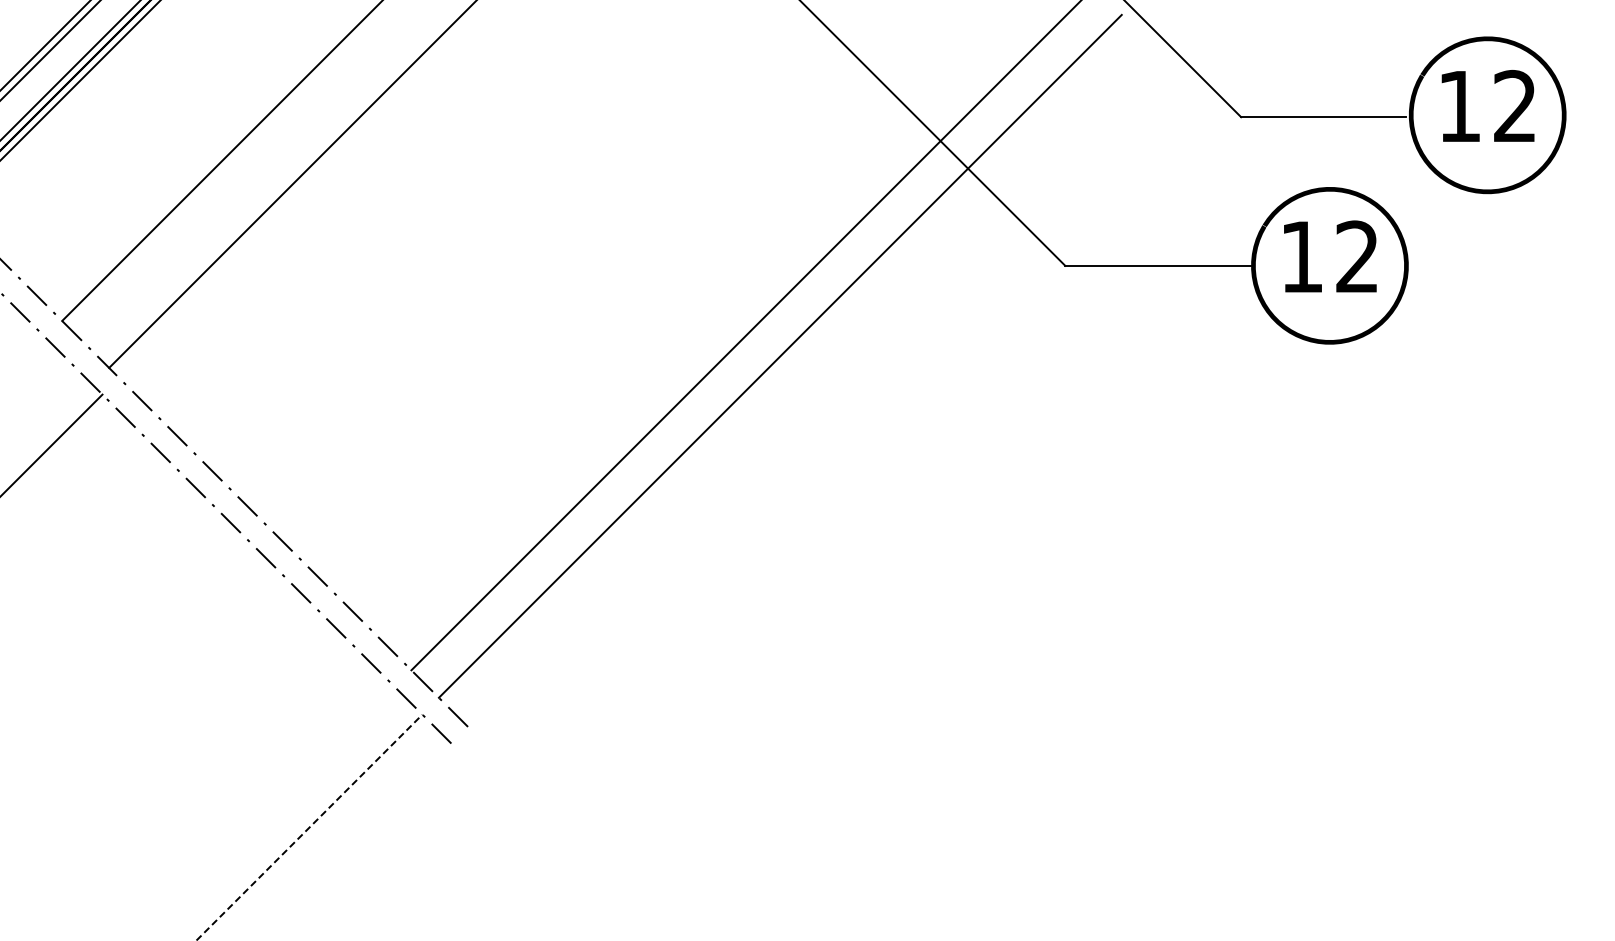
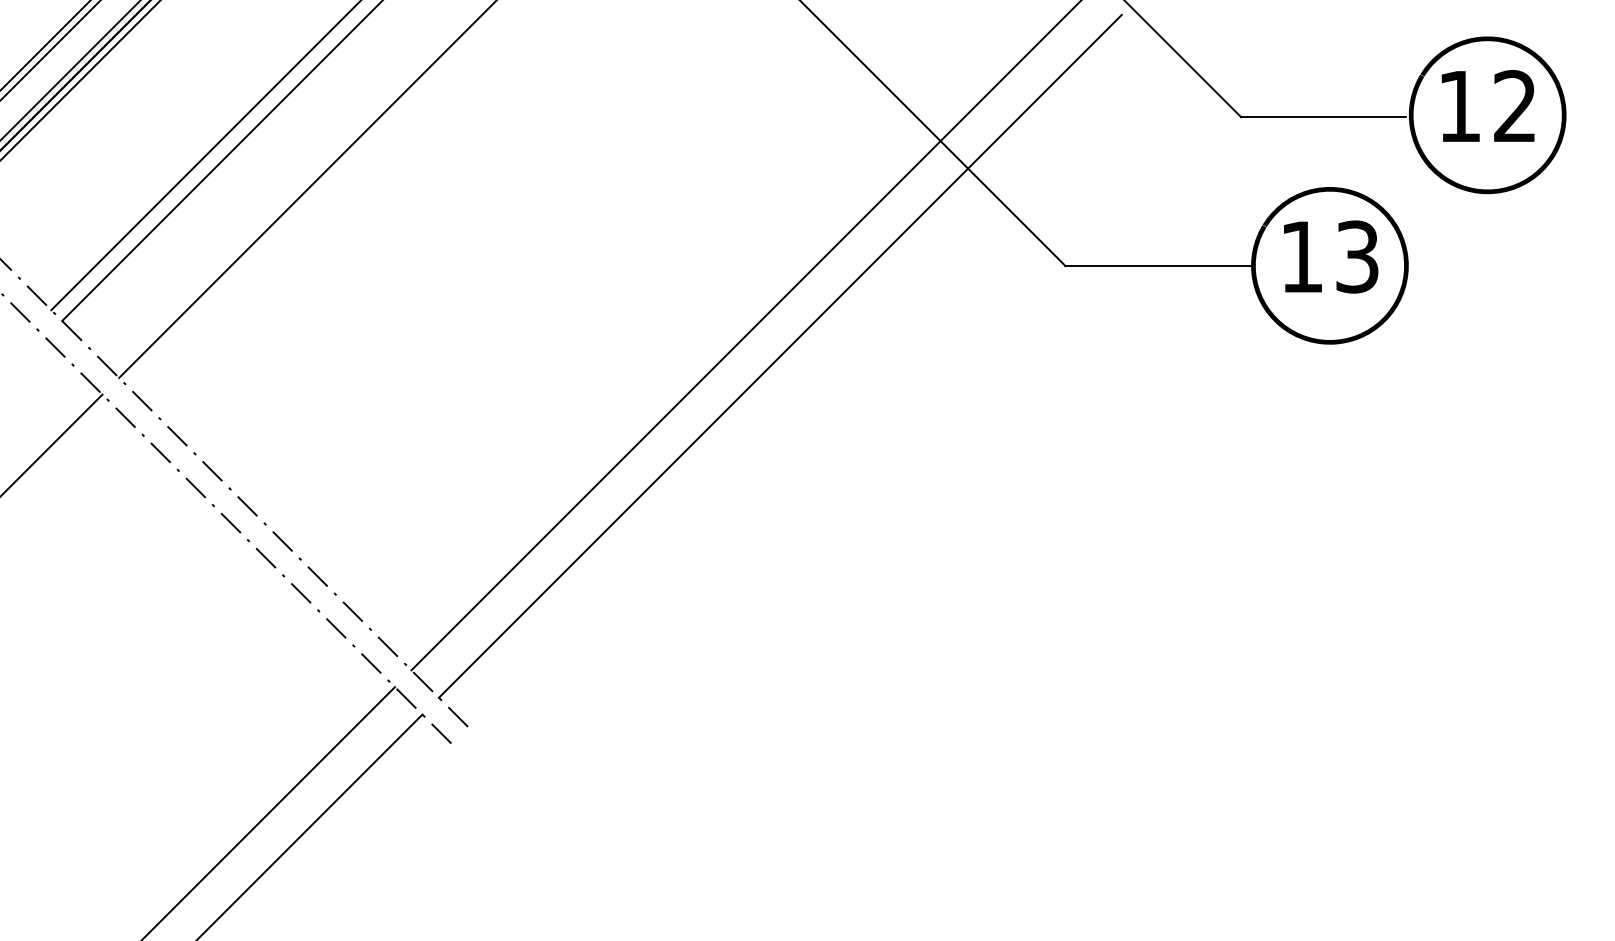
line: none -> present (204, 156)
line position: (291, 184) -> (306, 189) (306, 189)
text: 12 -> 13 (1357, 256)
line: none -> present (269, 812)
line: dashed -> solid (309, 827)
